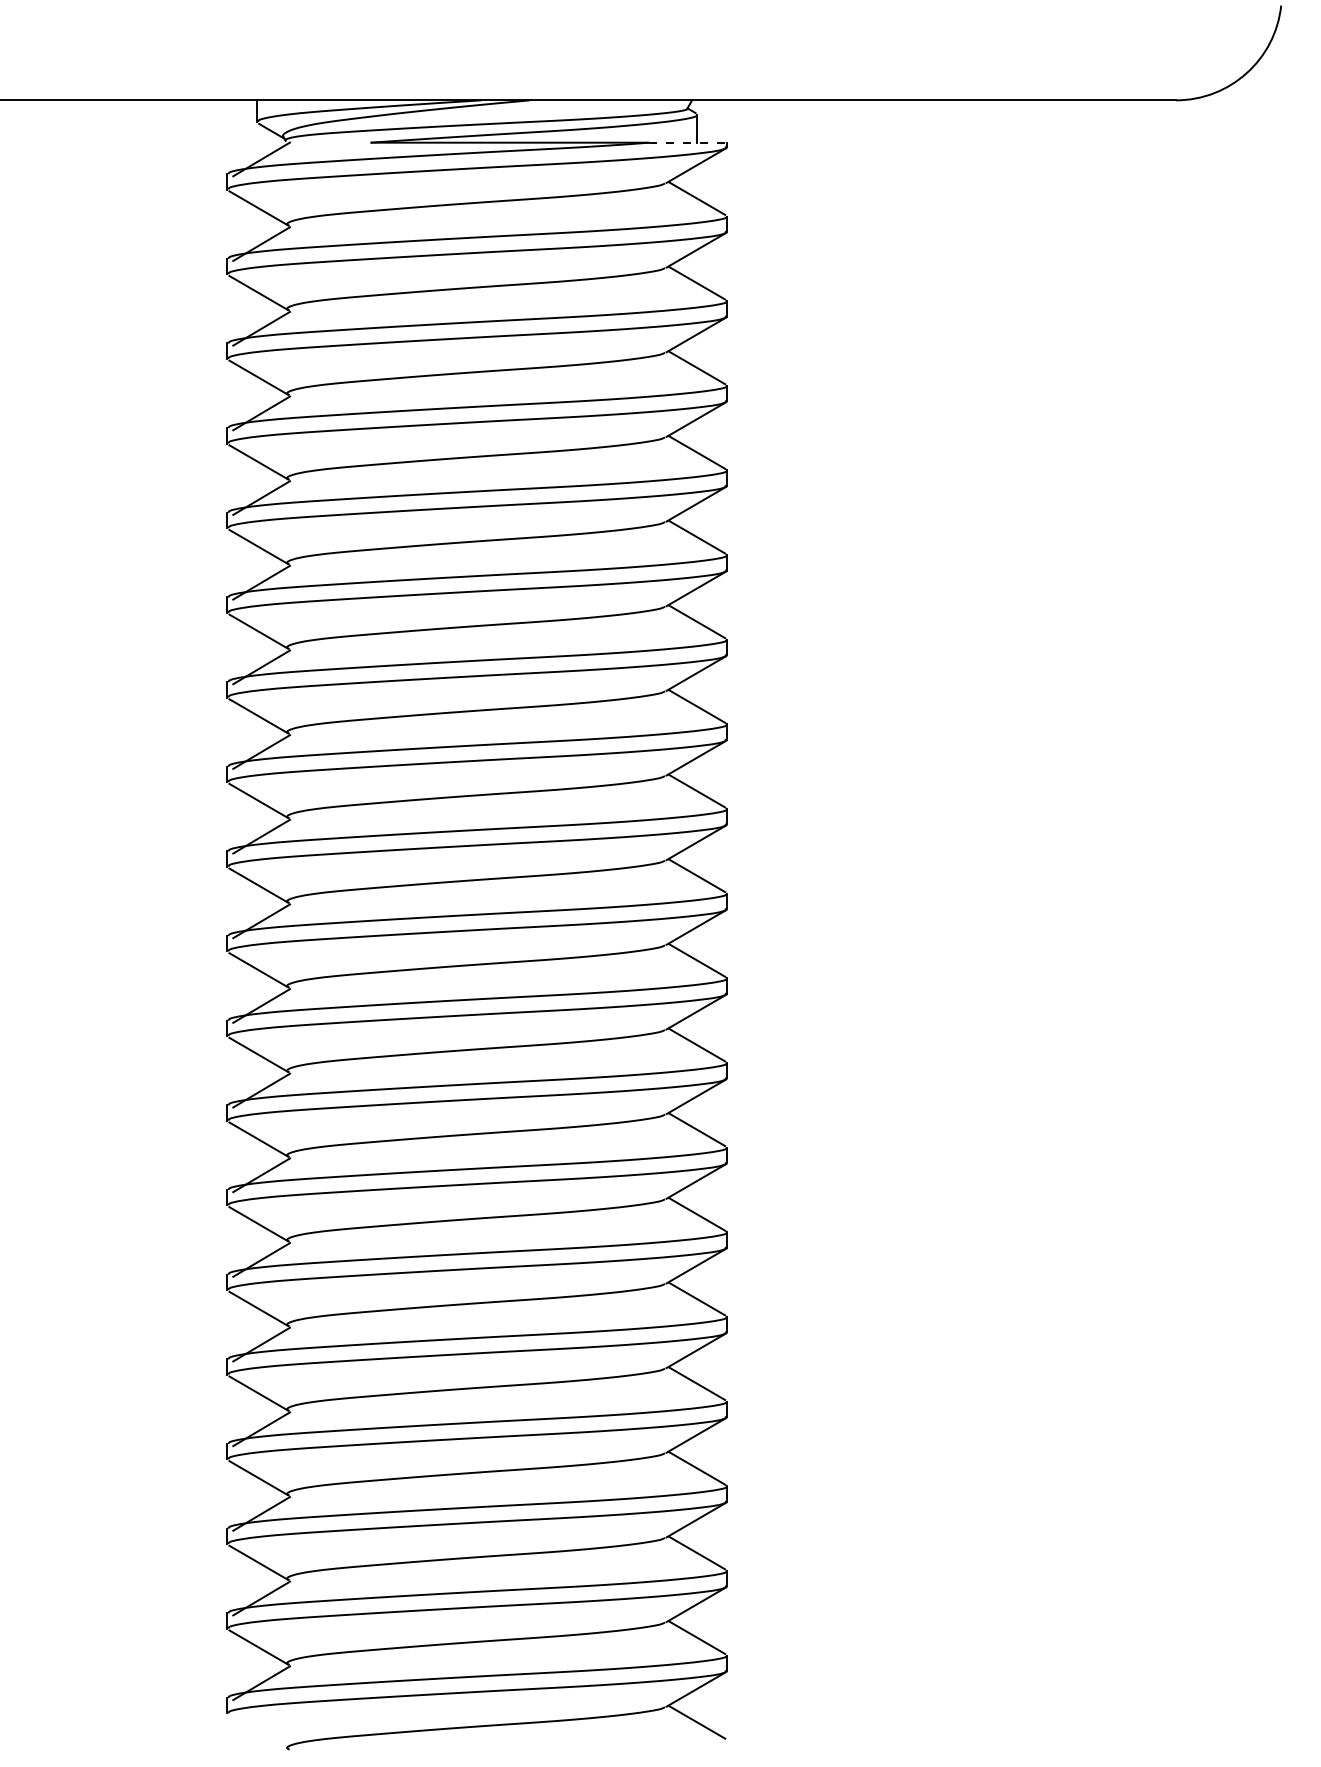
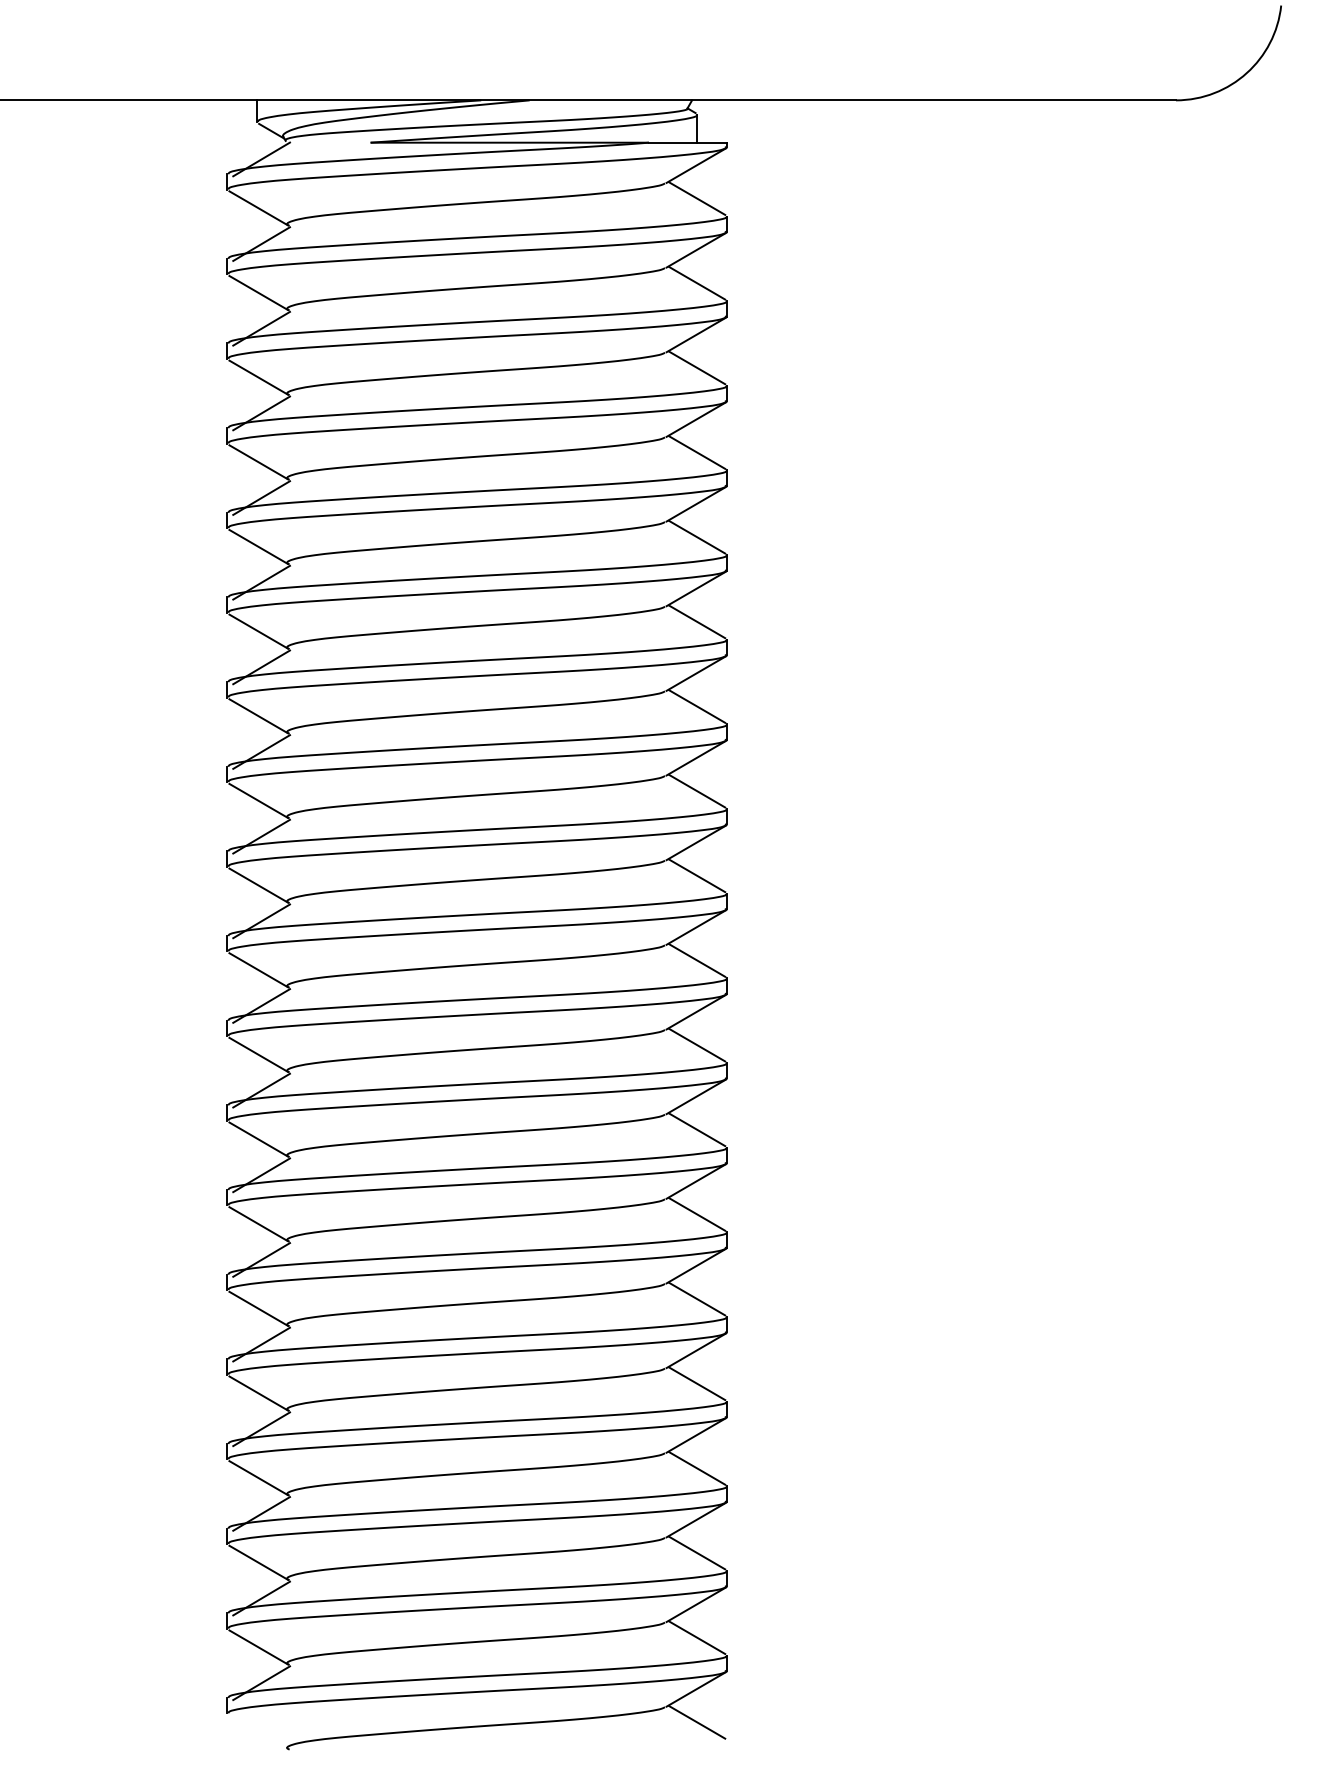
line: dashed -> solid (687, 142)
